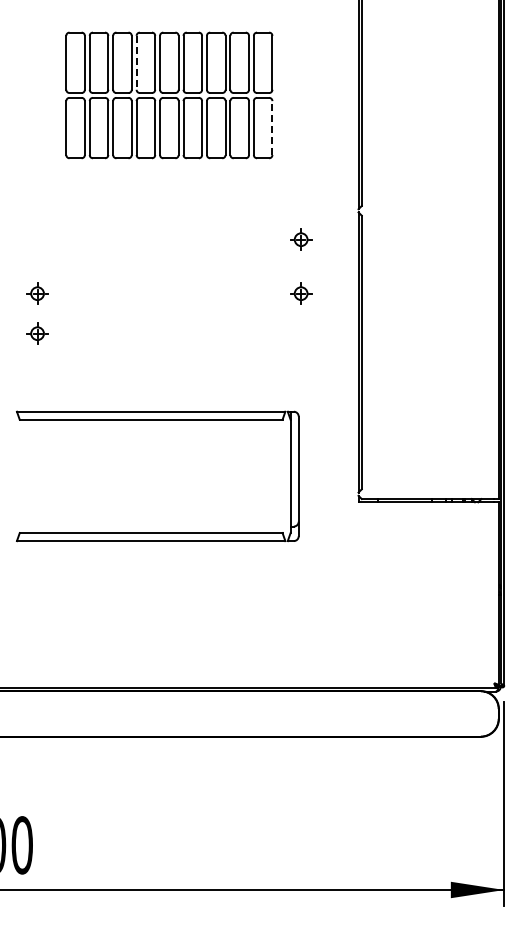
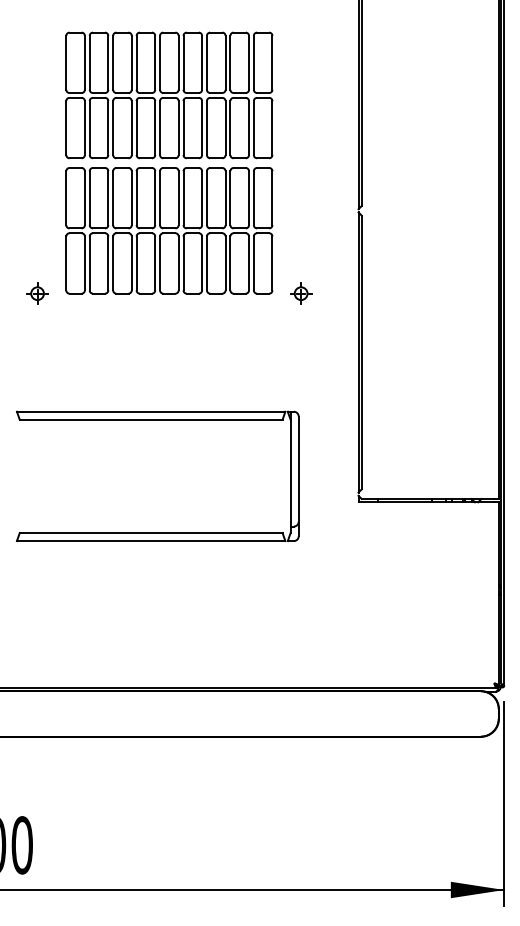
line: dashed -> solid (136, 62)
line: dashed -> solid (272, 128)
part: none -> present (169, 230)
part: present -> none (301, 239)
part: present -> none (37, 333)
